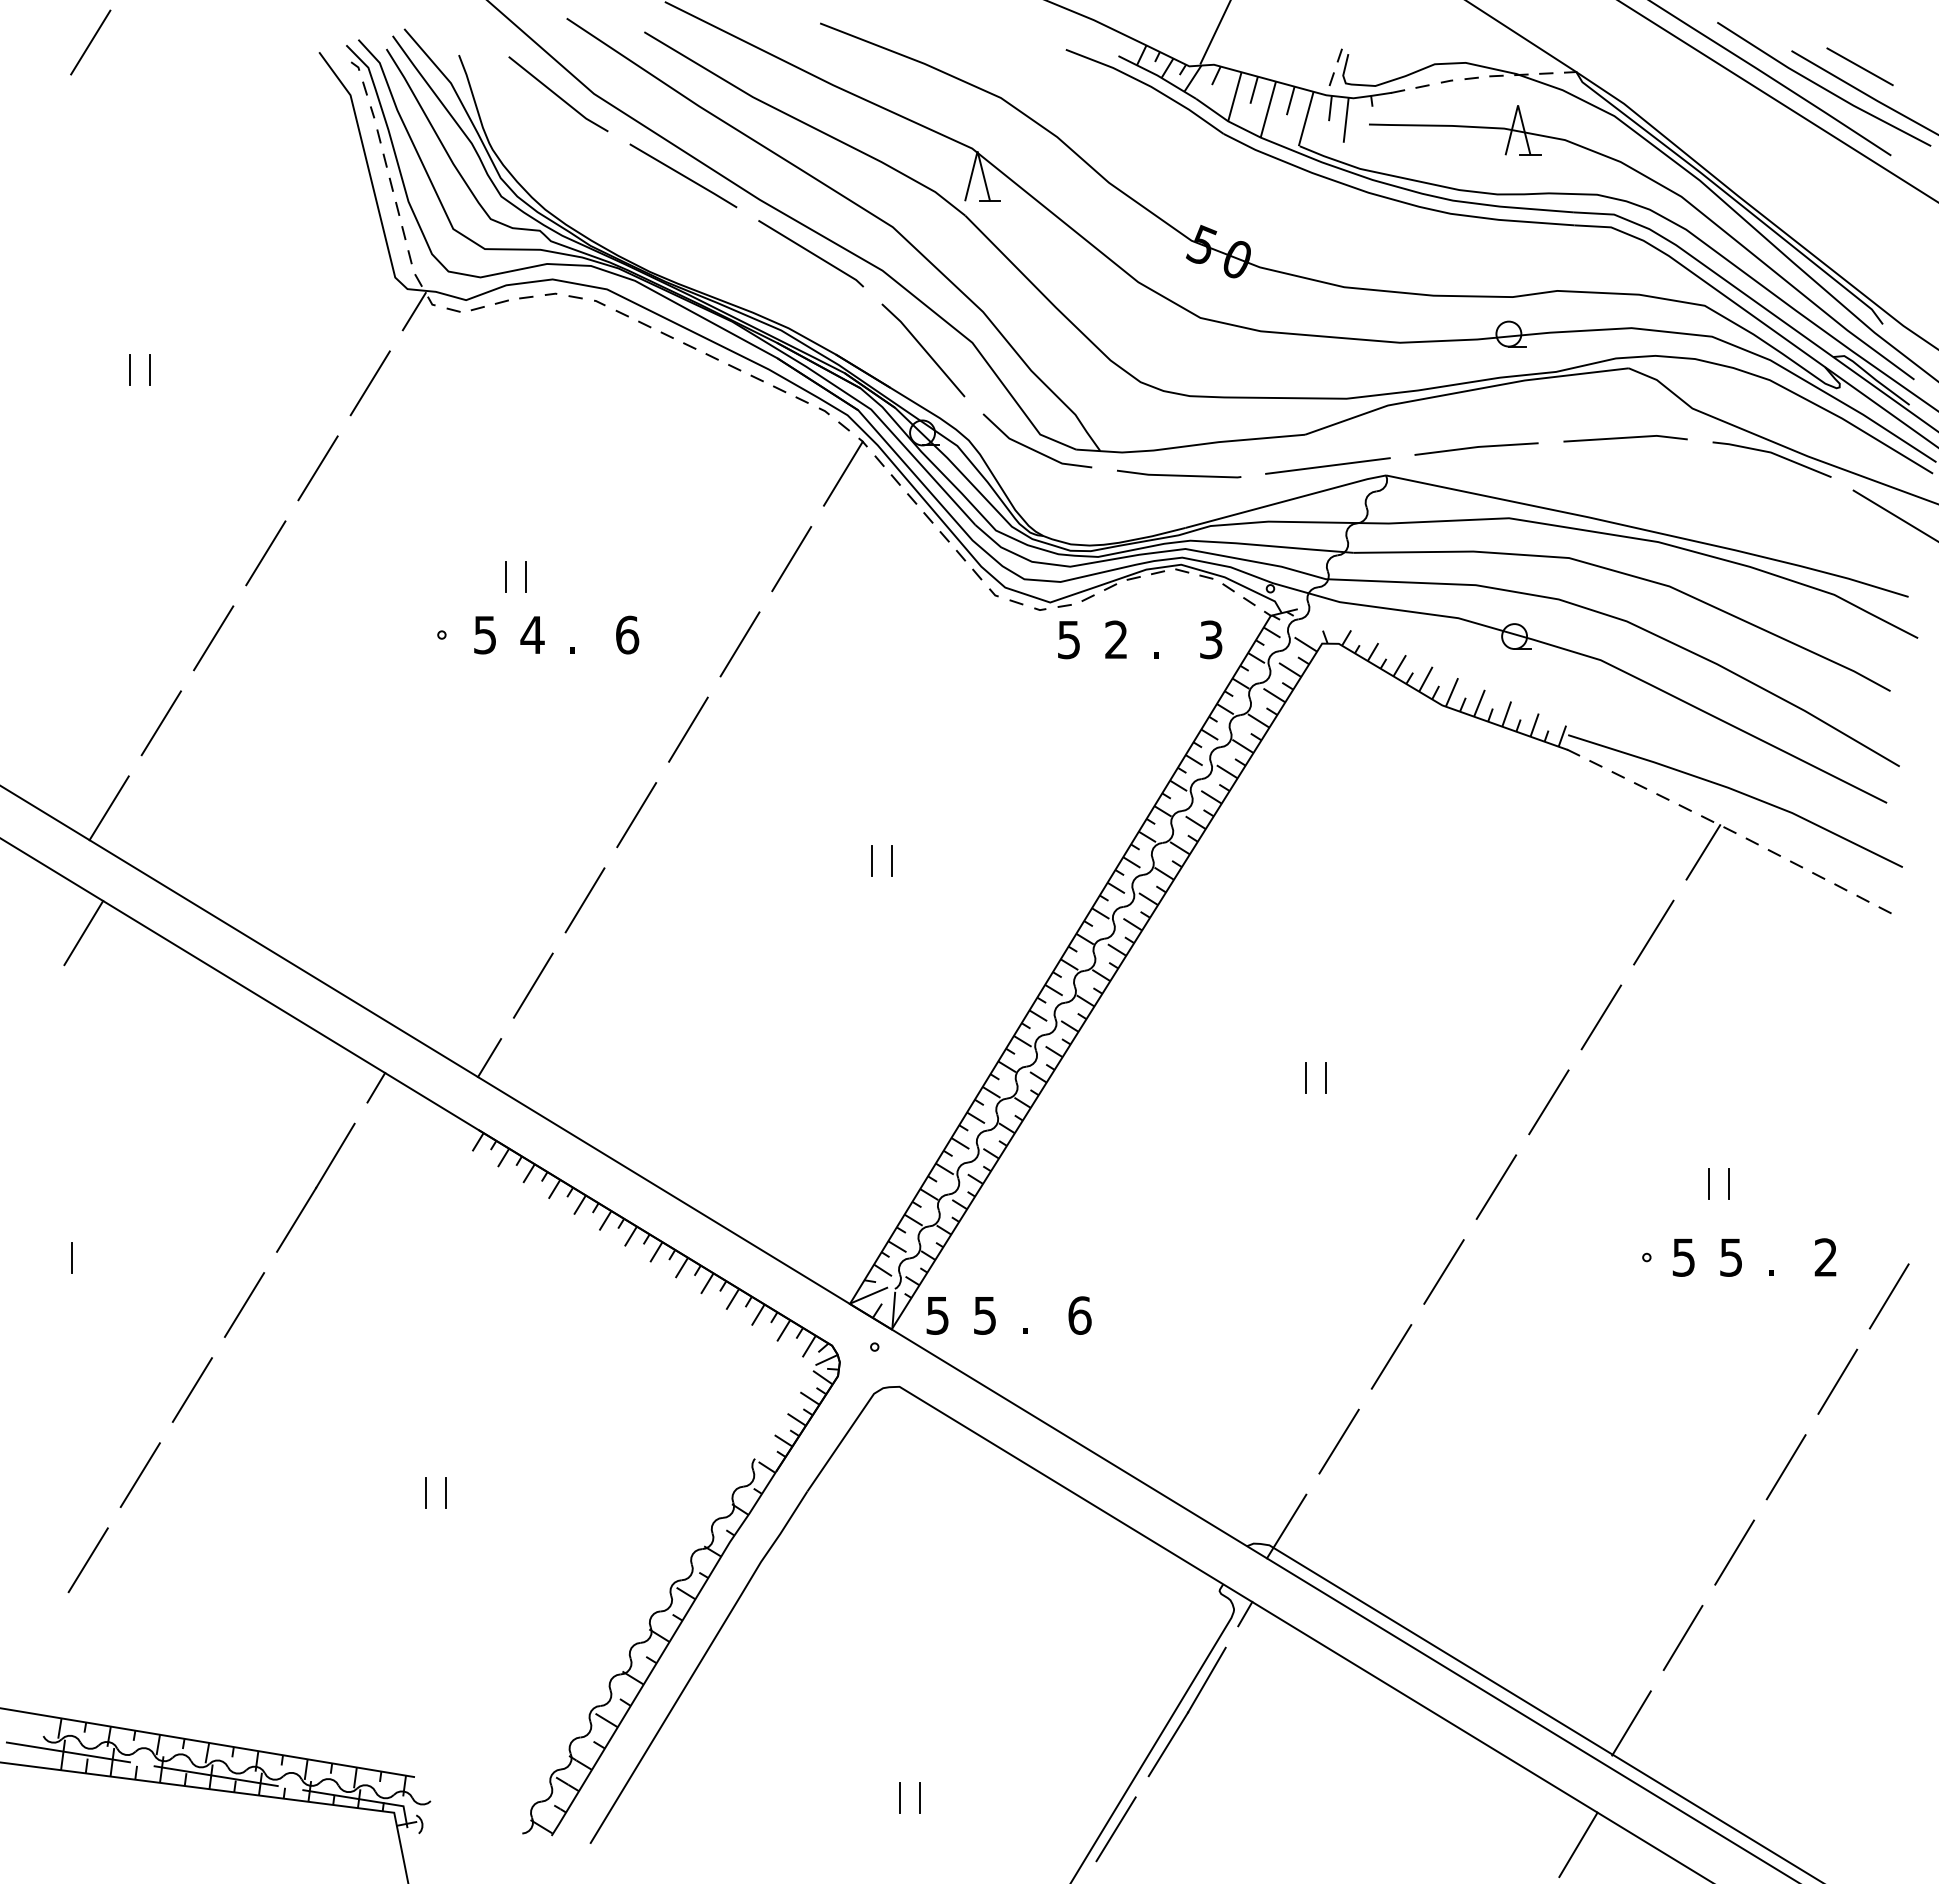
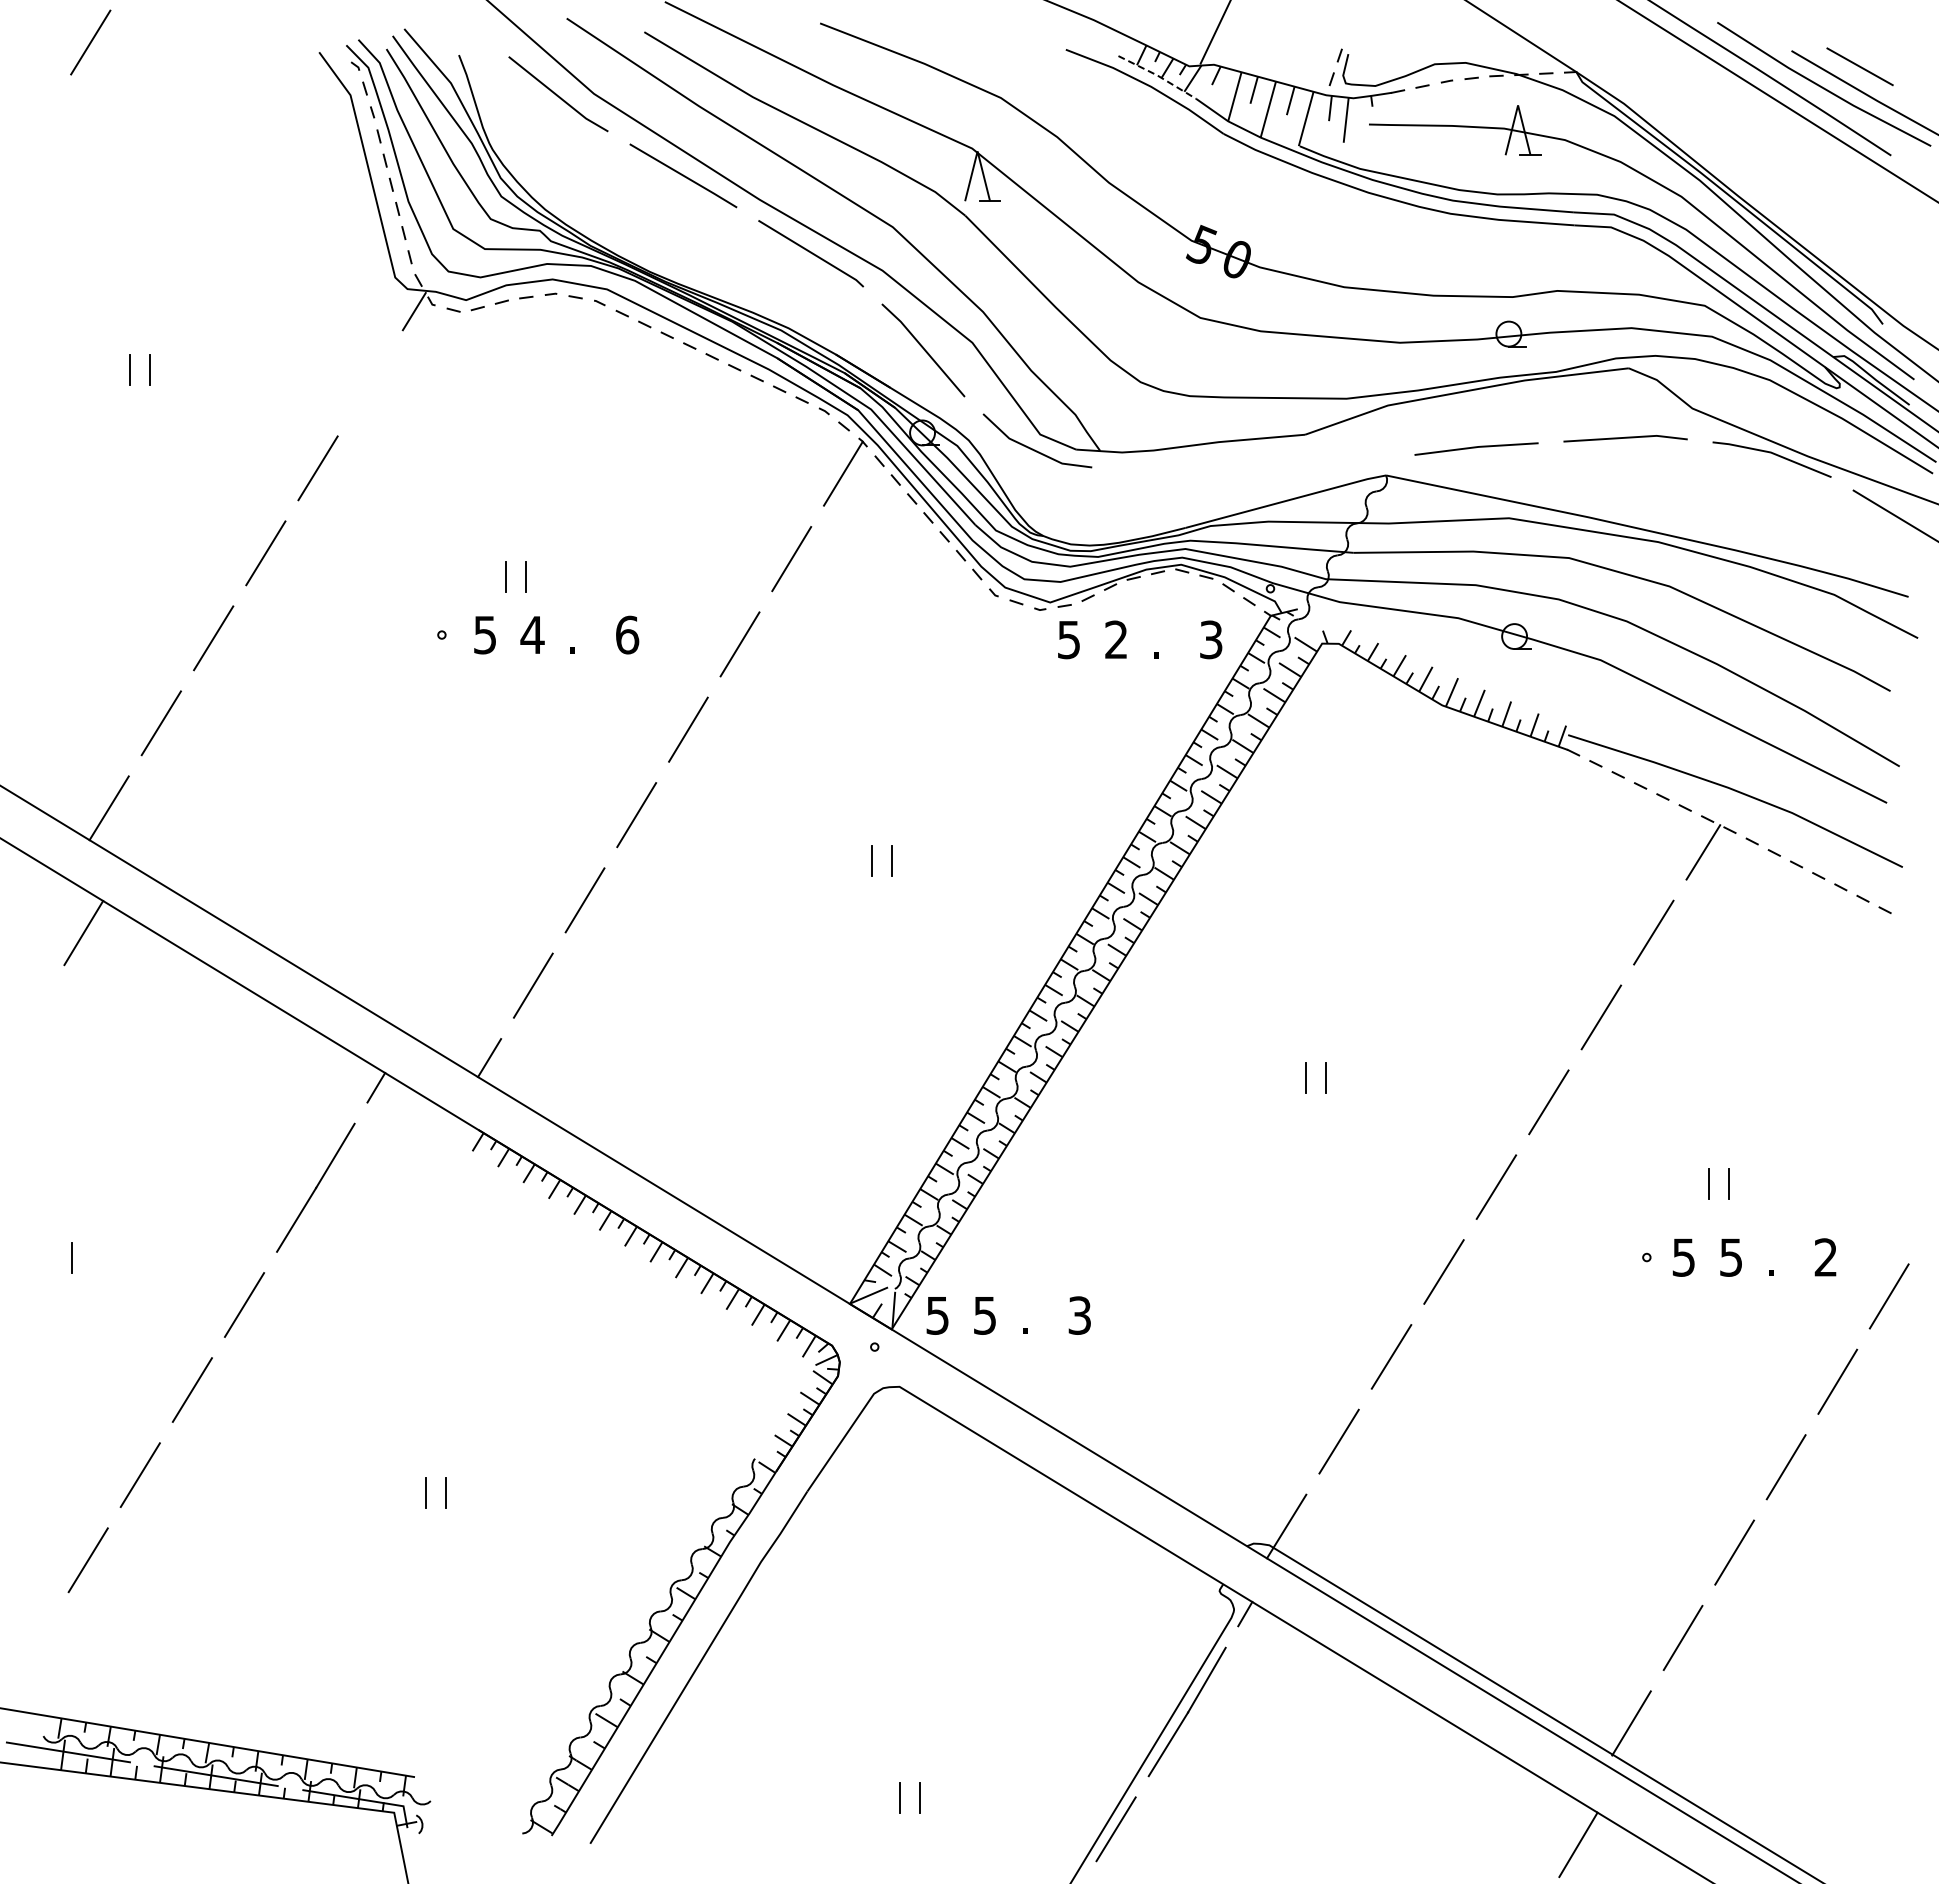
line: solid -> dashed (1158, 75)
line: present -> none (369, 383)
line: present -> none (1327, 465)
line: present -> none (1179, 474)
text: 6 -> 3 (1079, 1315)
